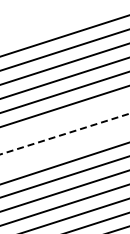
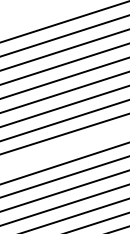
line: none -> present (64, 22)
line: none -> present (64, 120)
line: dashed -> solid (65, 133)
